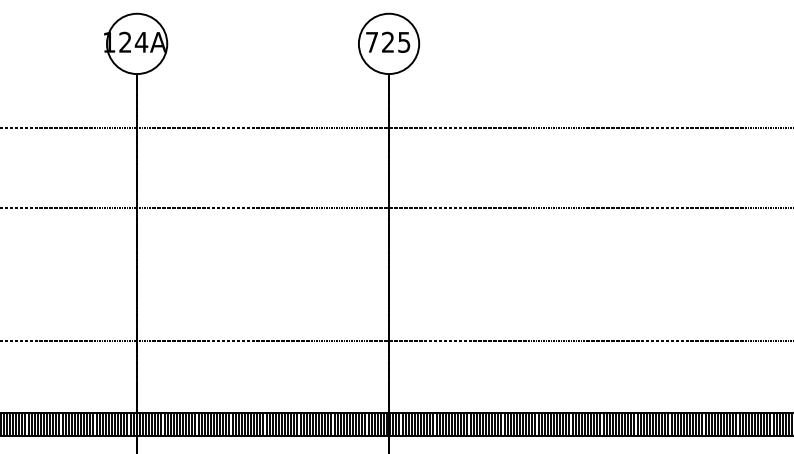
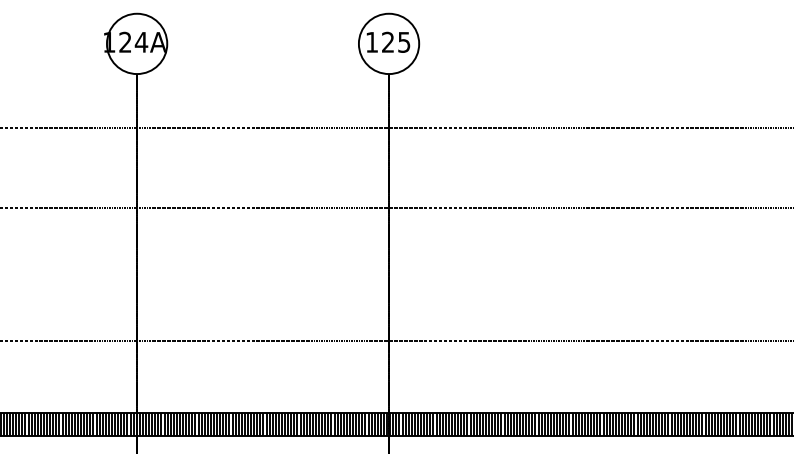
text: 725 -> 125 (371, 42)
